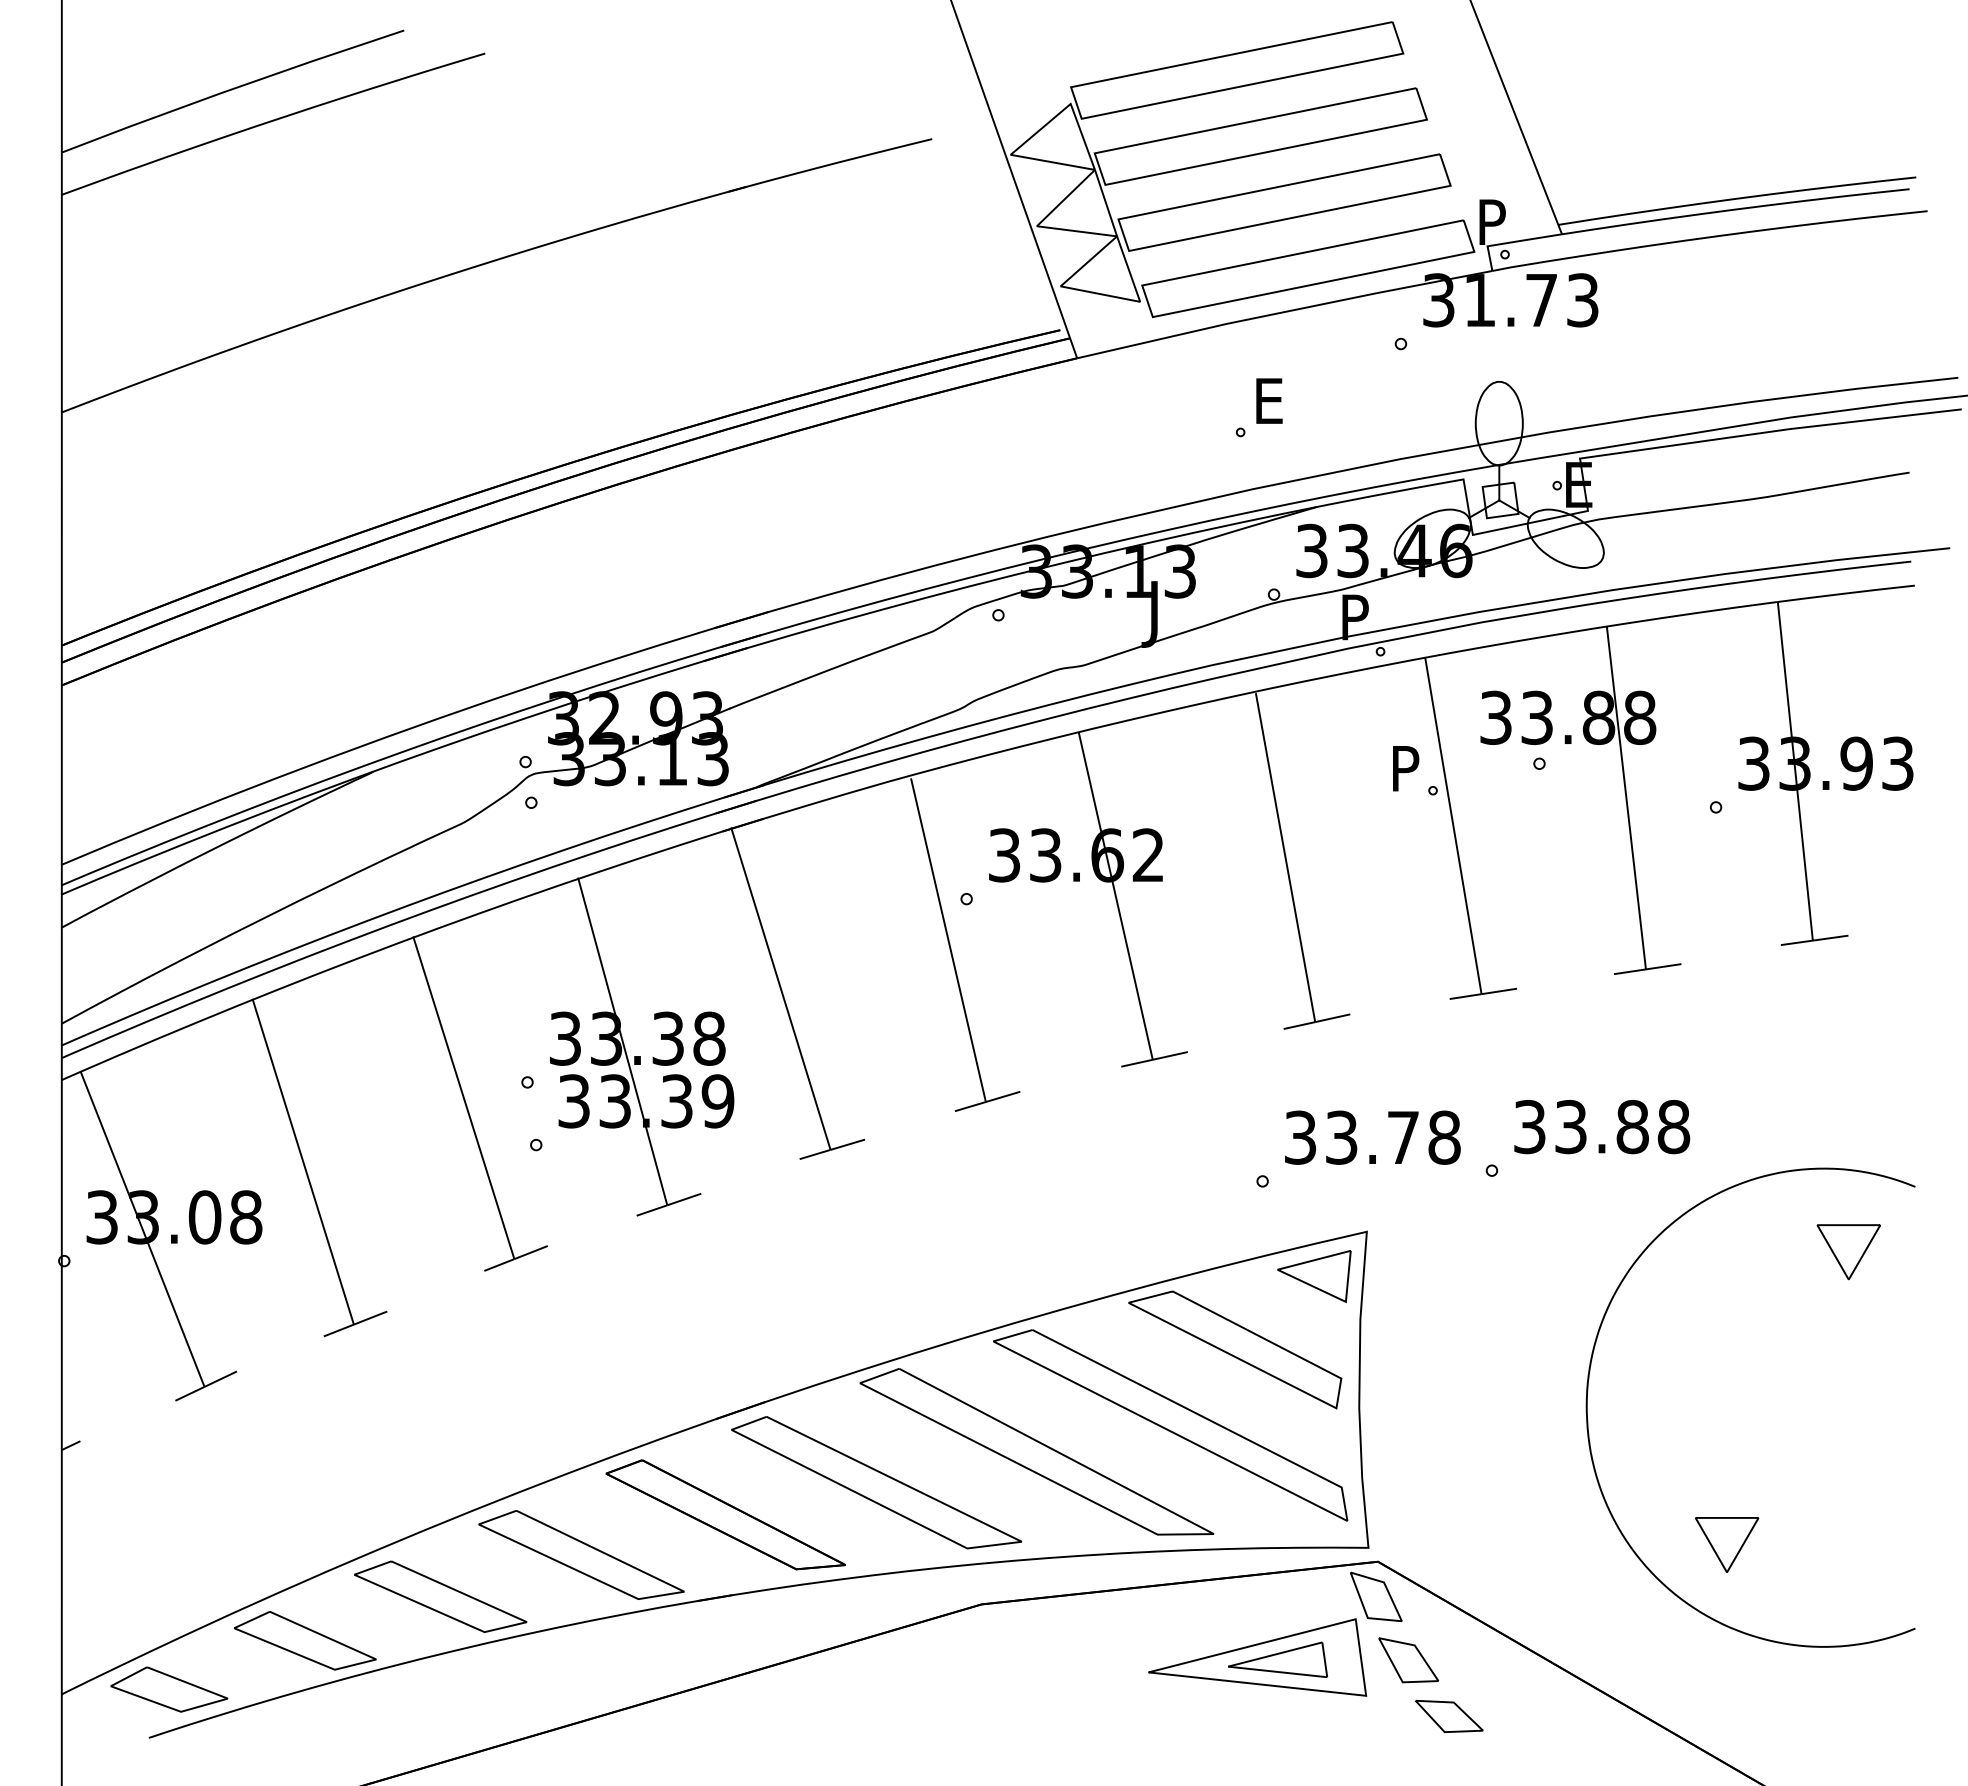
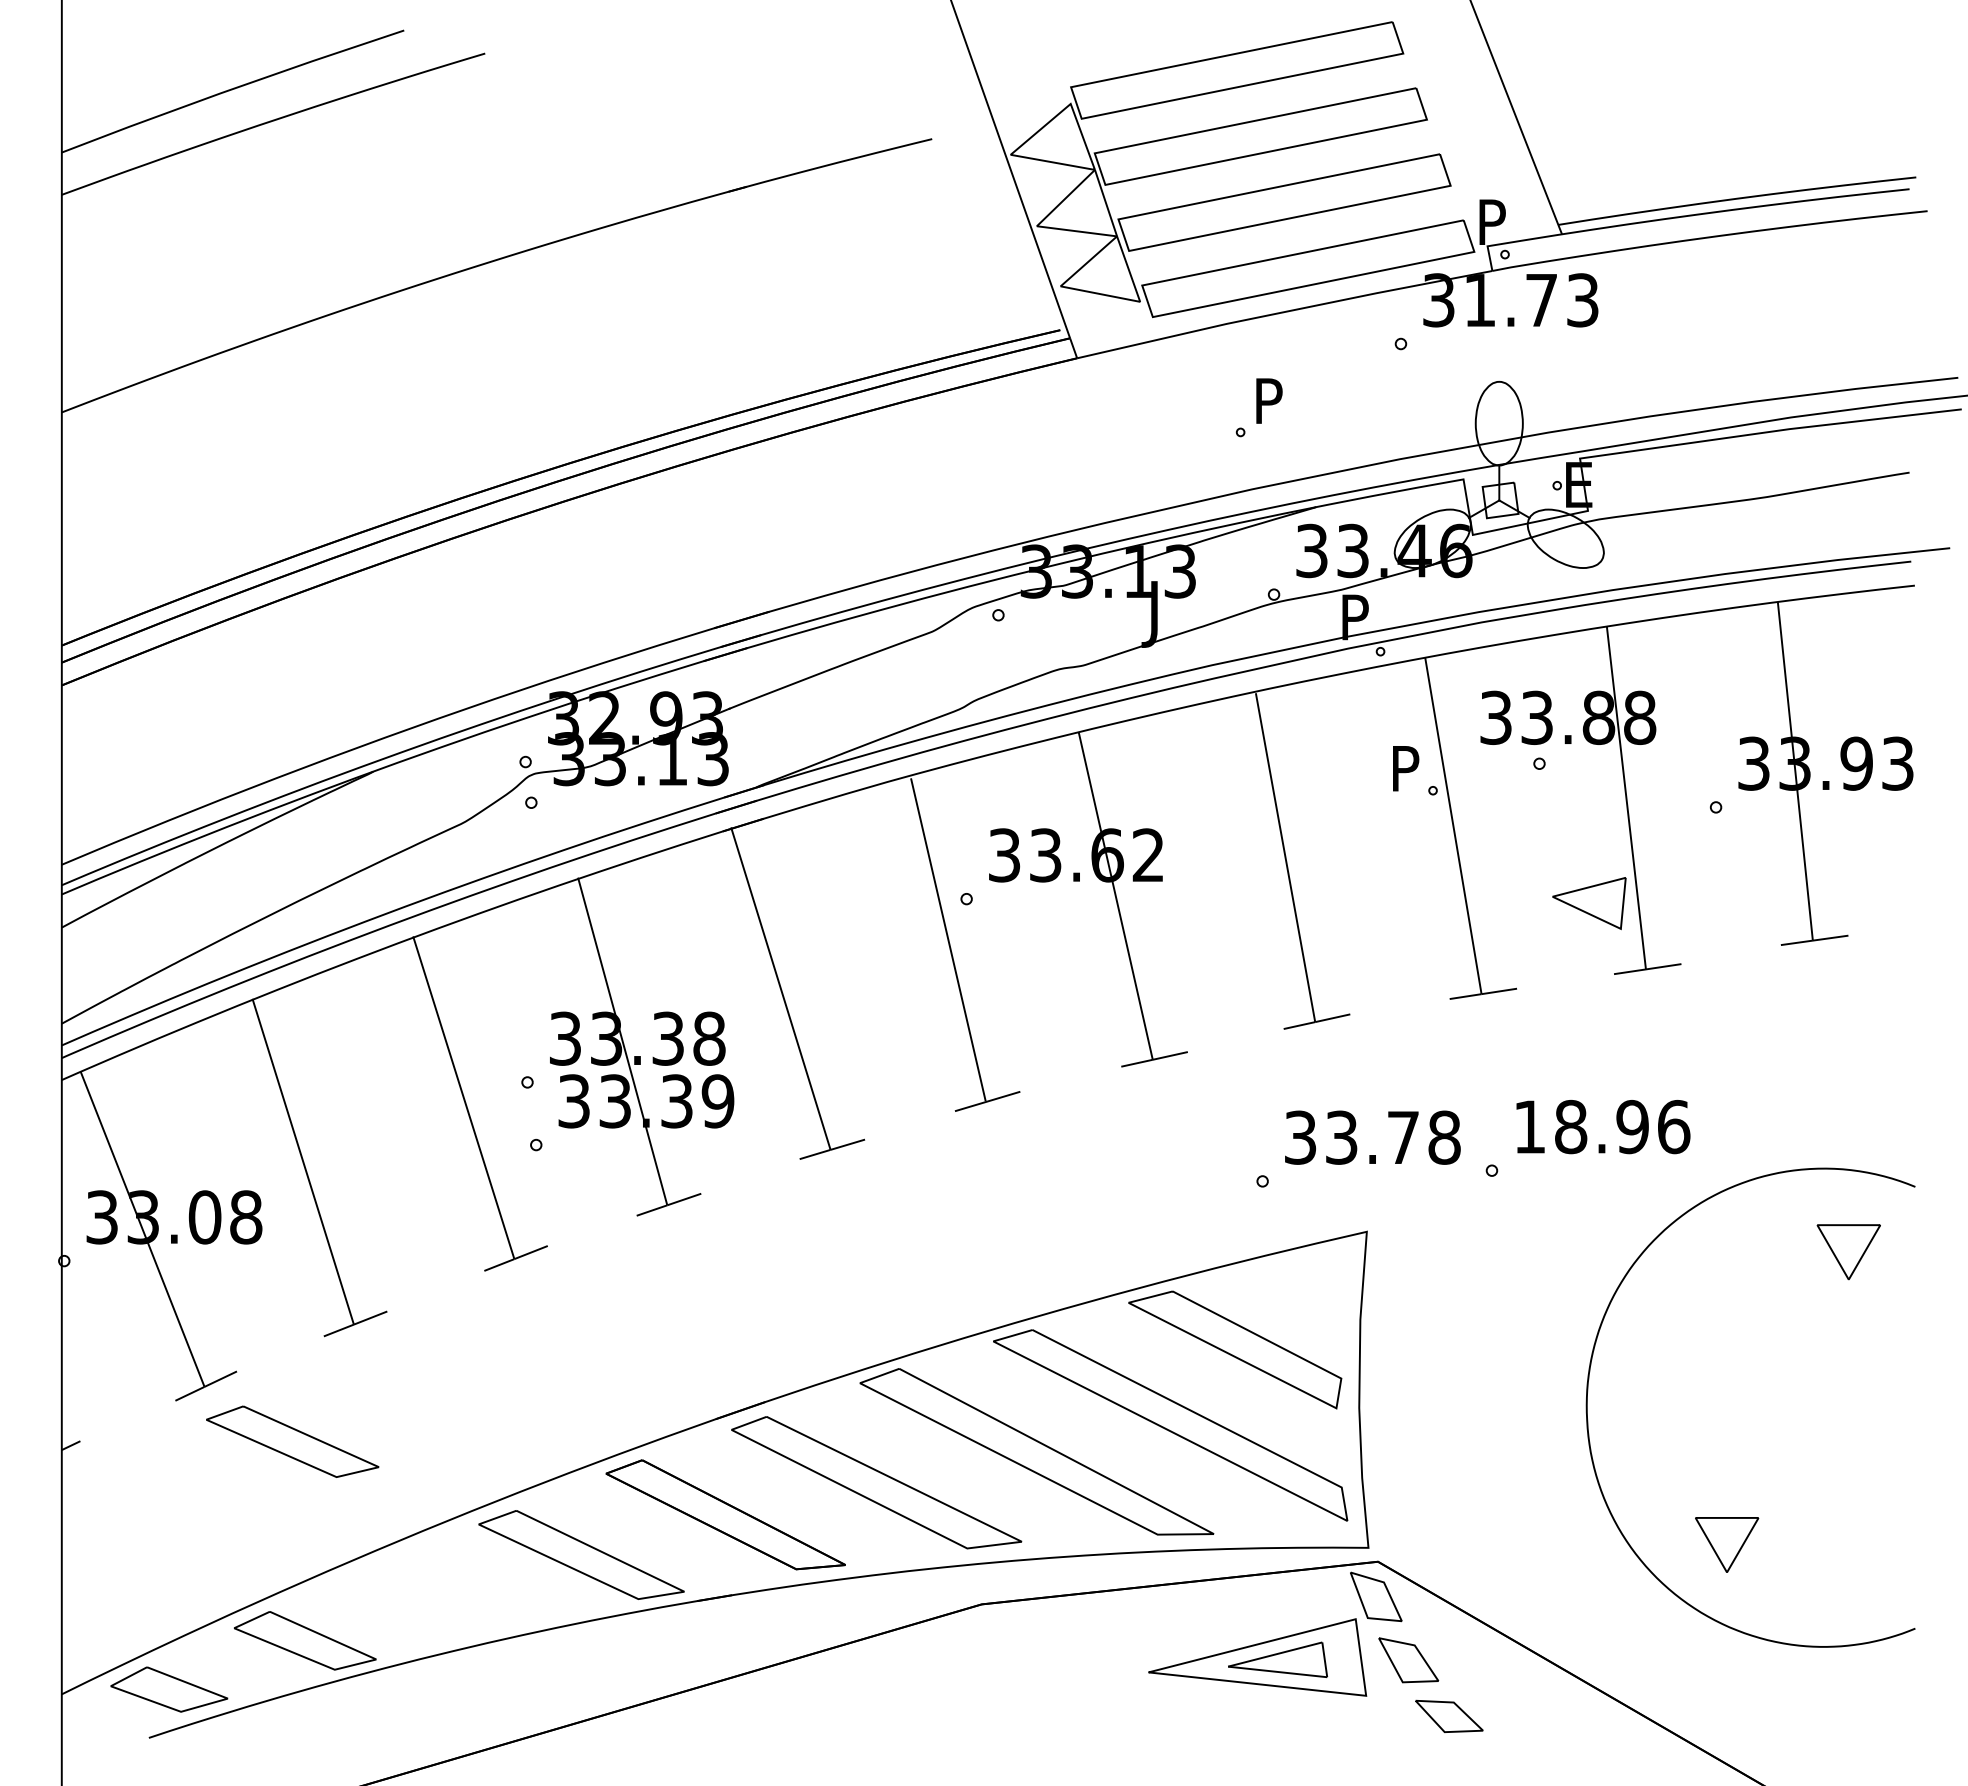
text: E -> P (1272, 400)
text: 33.88 -> 18.96 (1602, 1126)
part position: (1314, 1276) -> (1589, 903) (1589, 903)
part position: (440, 1596) -> (292, 1441) (292, 1441)
